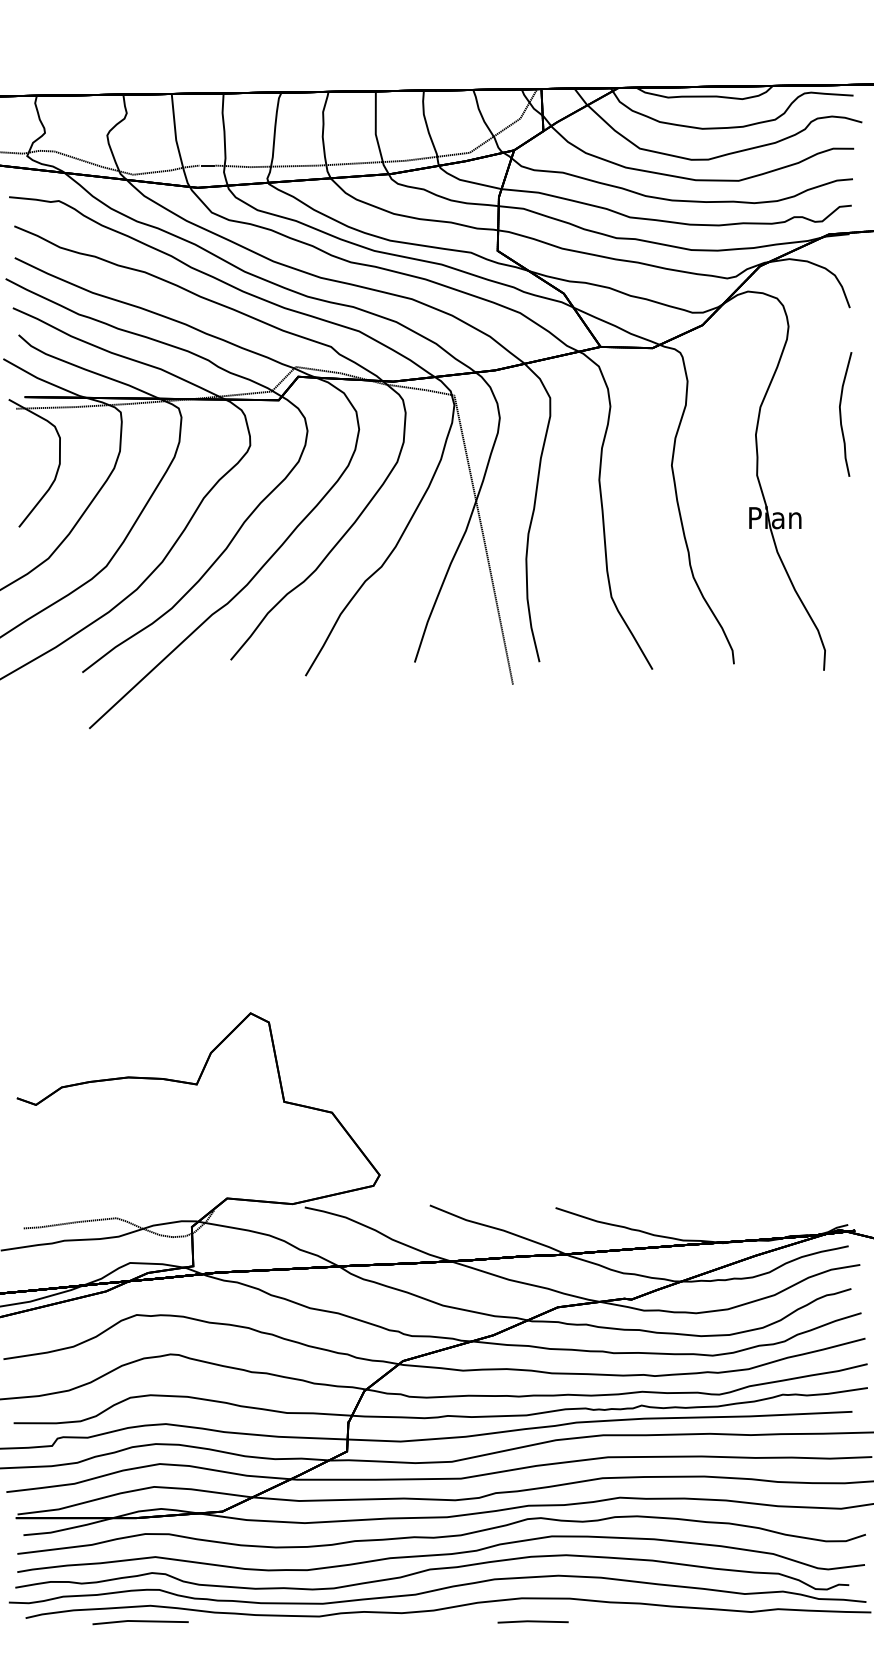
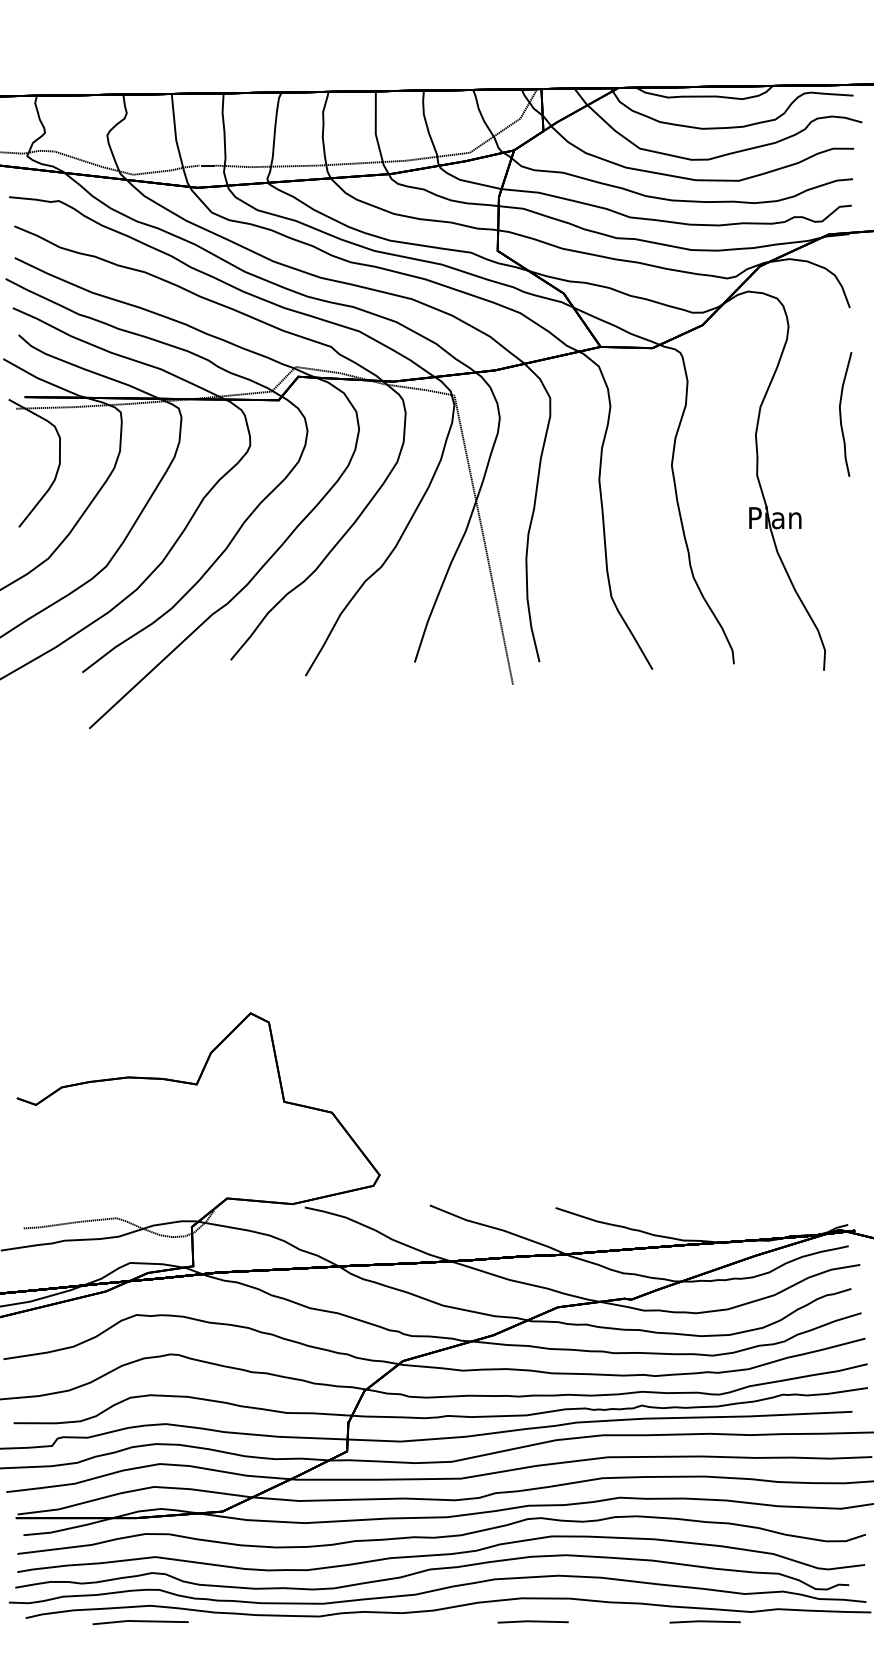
line: none -> present (704, 1621)
